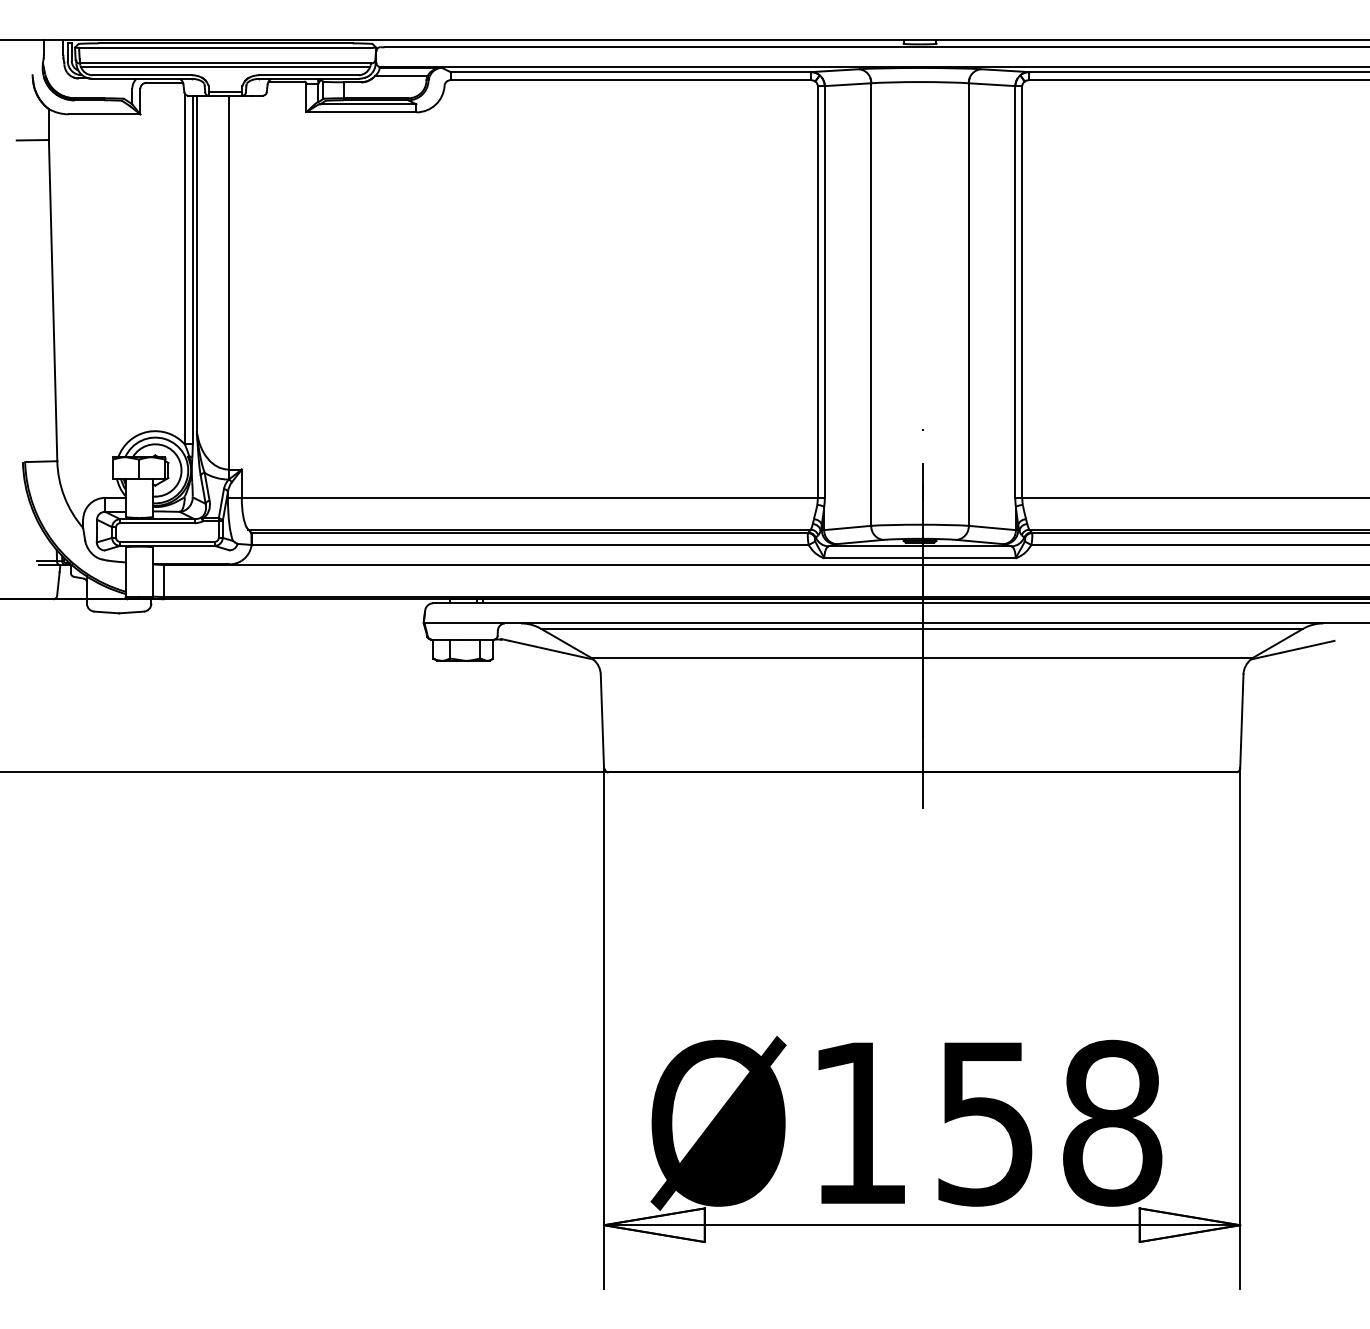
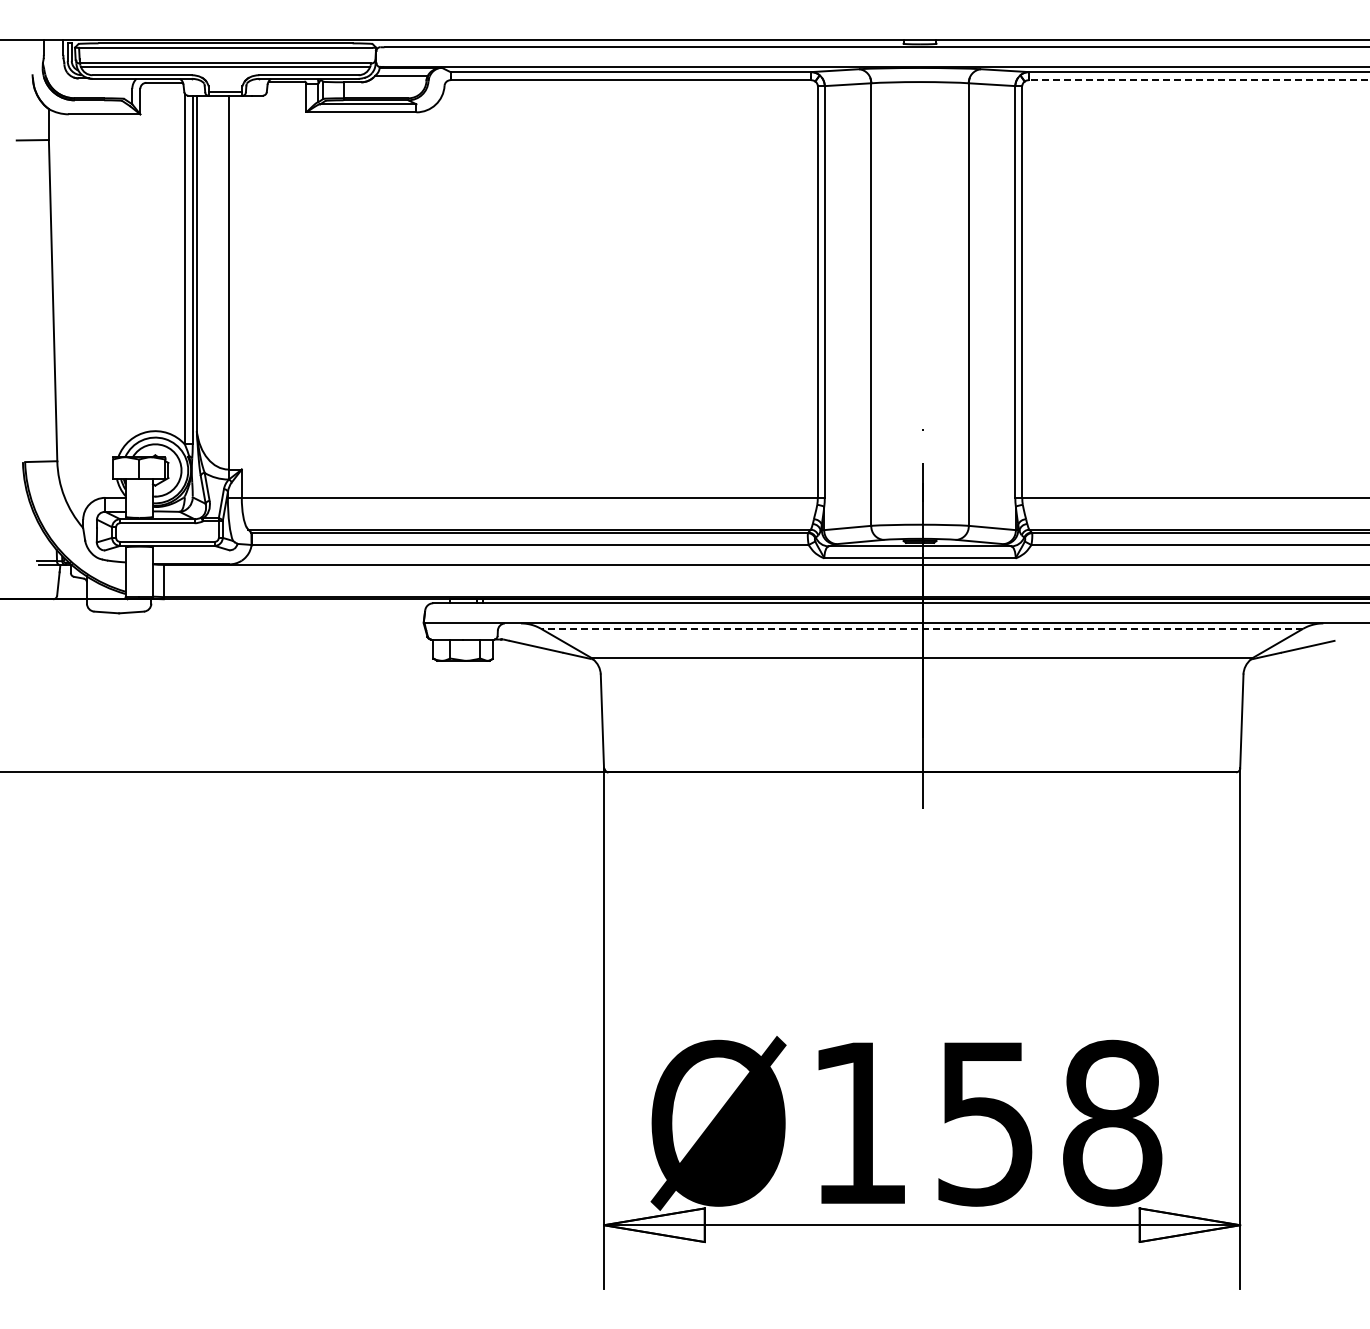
line: solid -> dashed (1198, 80)
line: solid -> dashed (921, 628)
